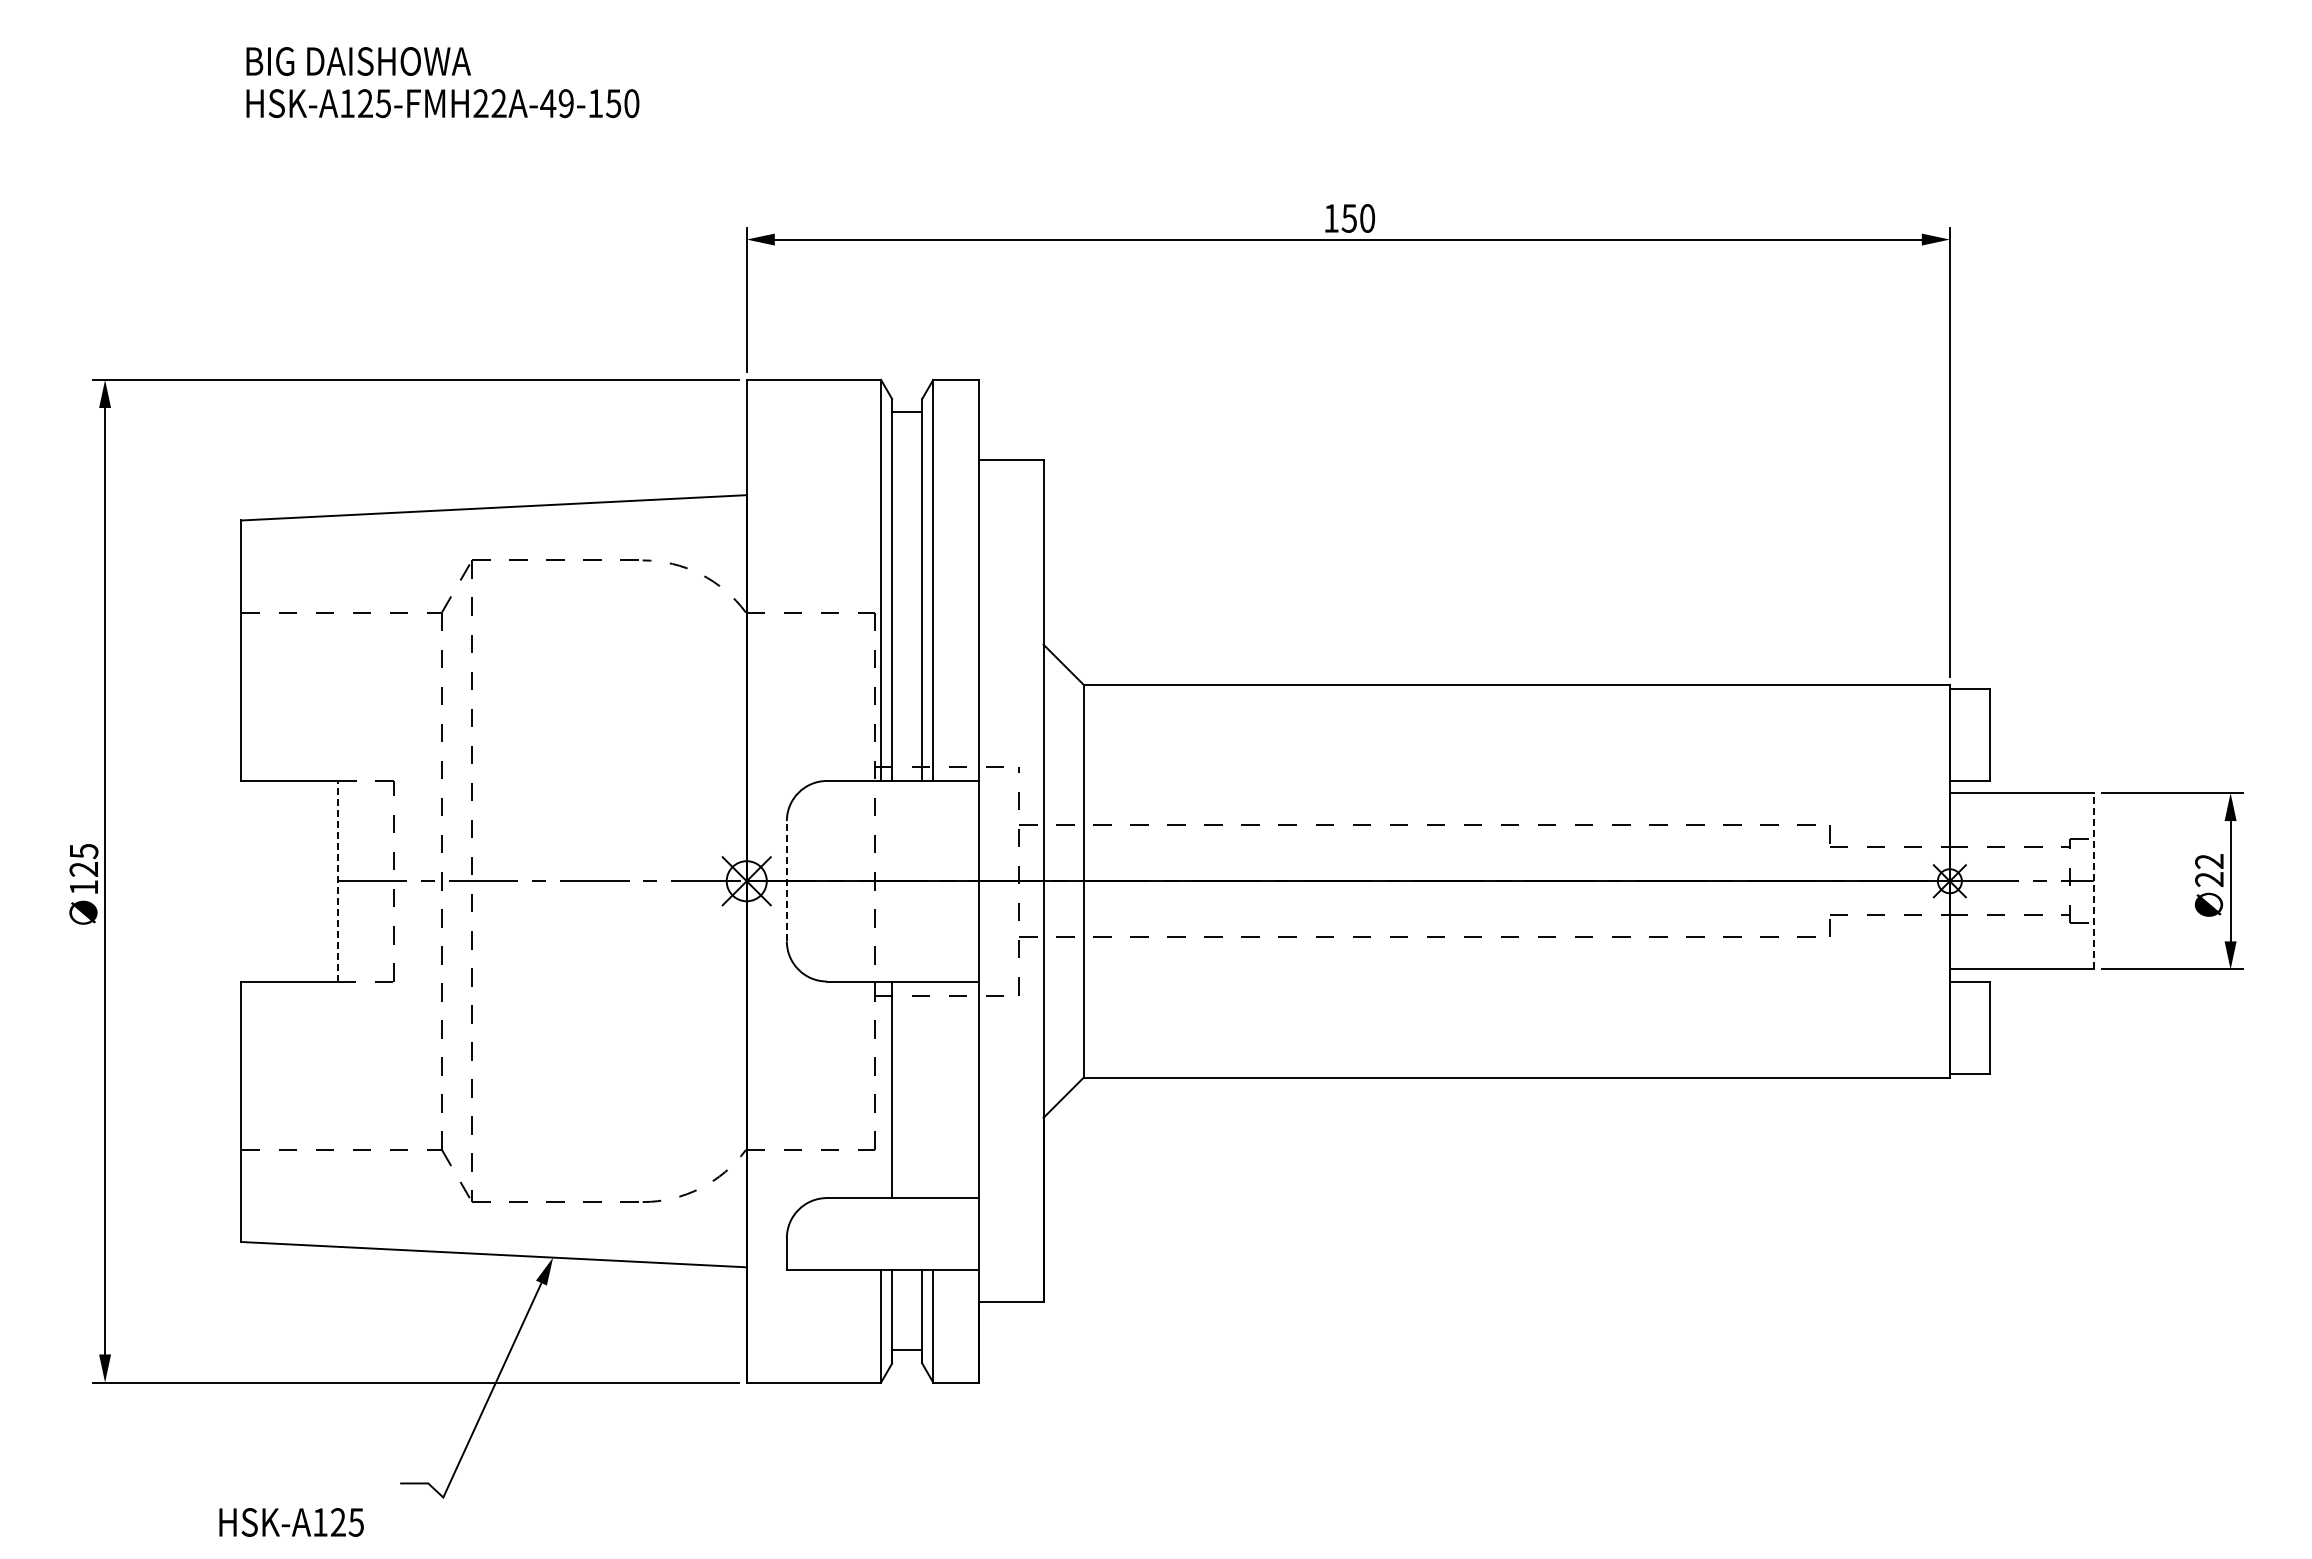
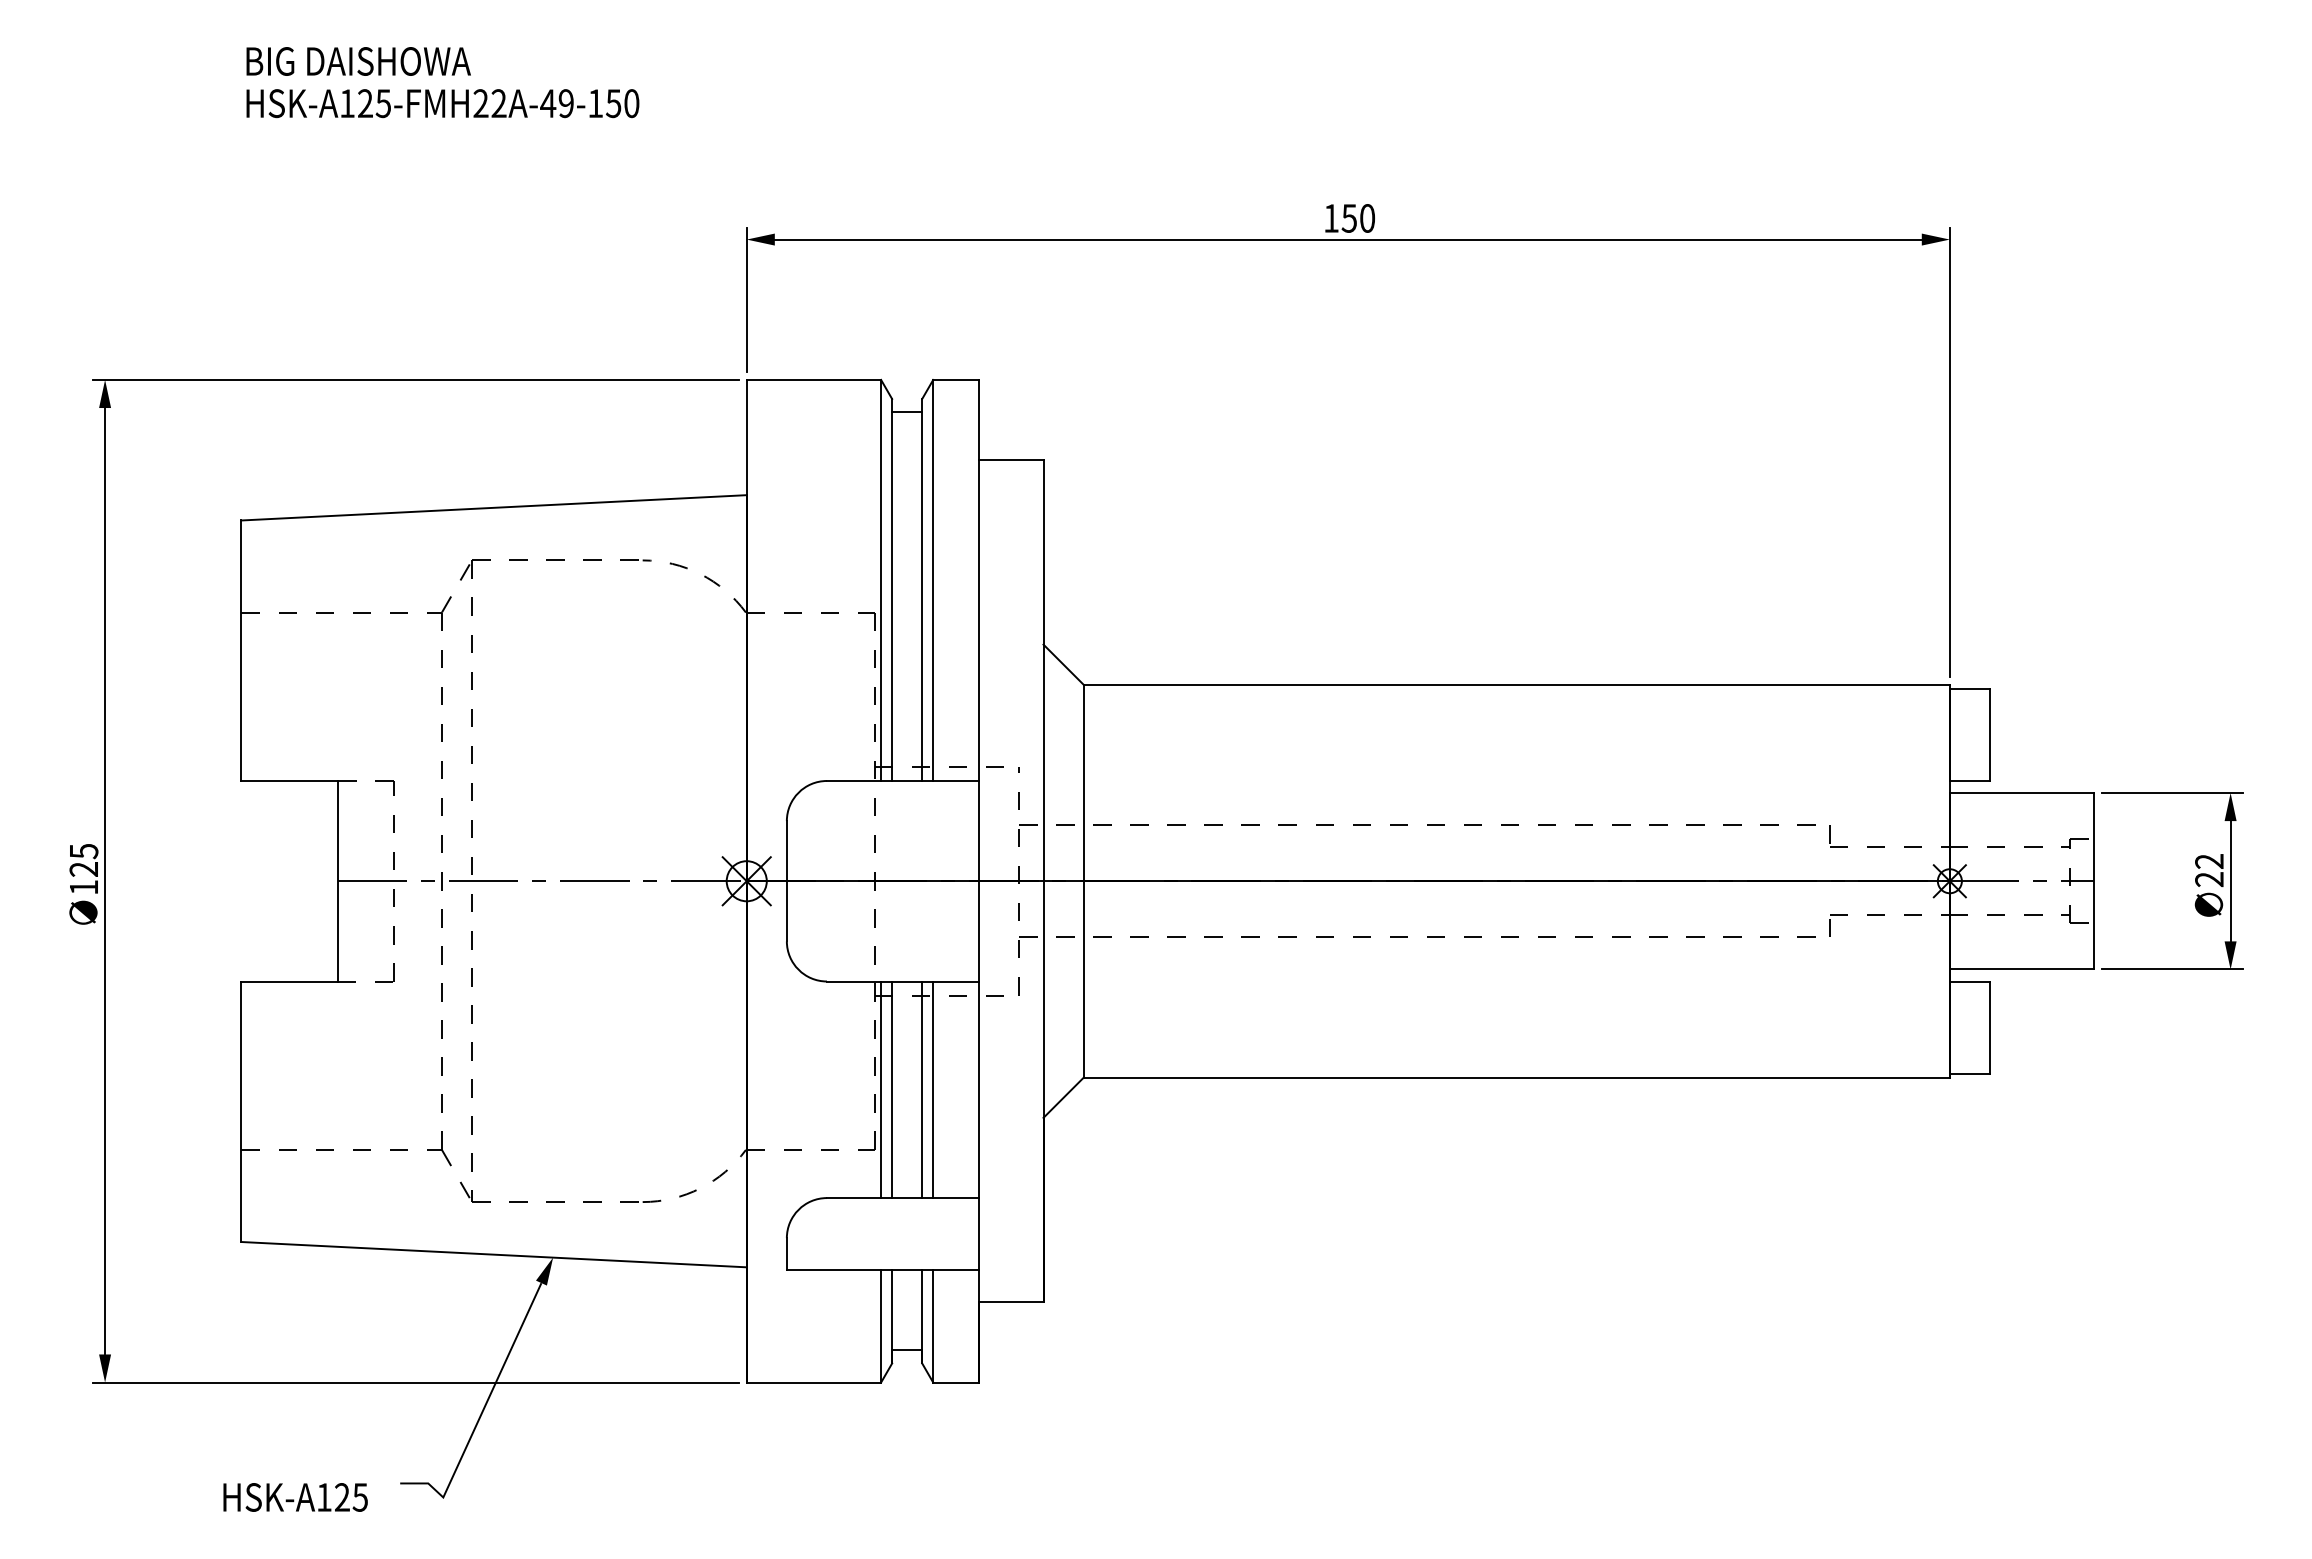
line: dashed -> solid (337, 880)
line: dashed -> solid (786, 880)
line: dashed -> solid (2094, 880)
line: none -> present (881, 1089)
line: none -> present (922, 1089)
line: none -> present (933, 1089)
text position: (291, 1522) -> (295, 1497) (295, 1497)
